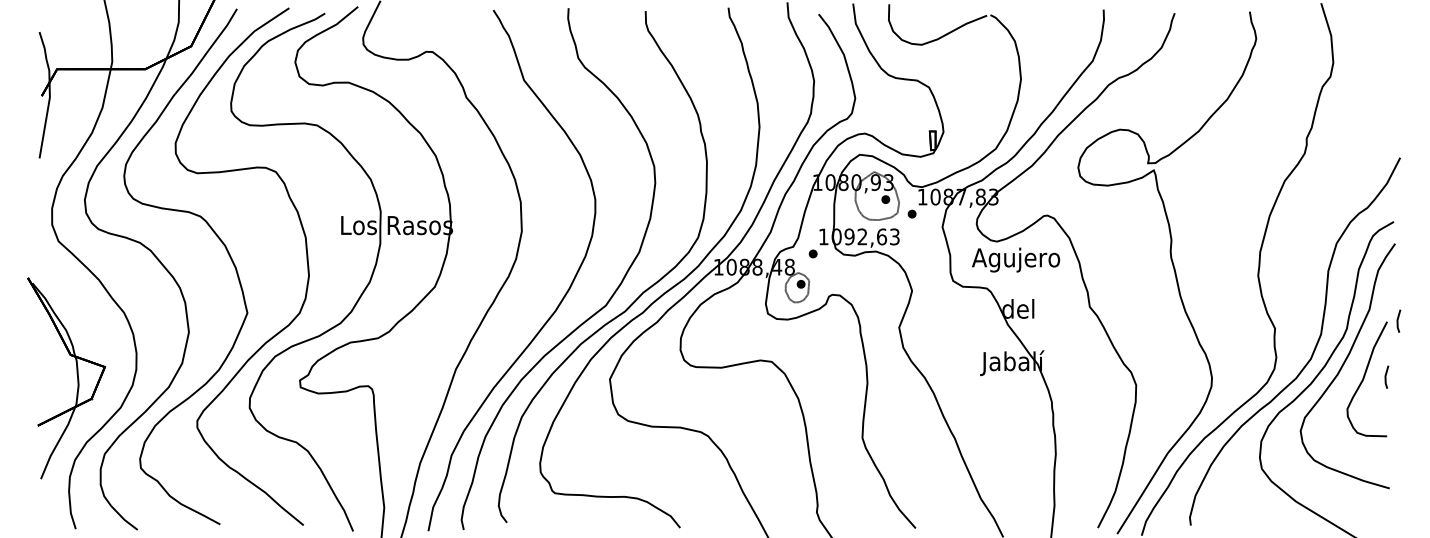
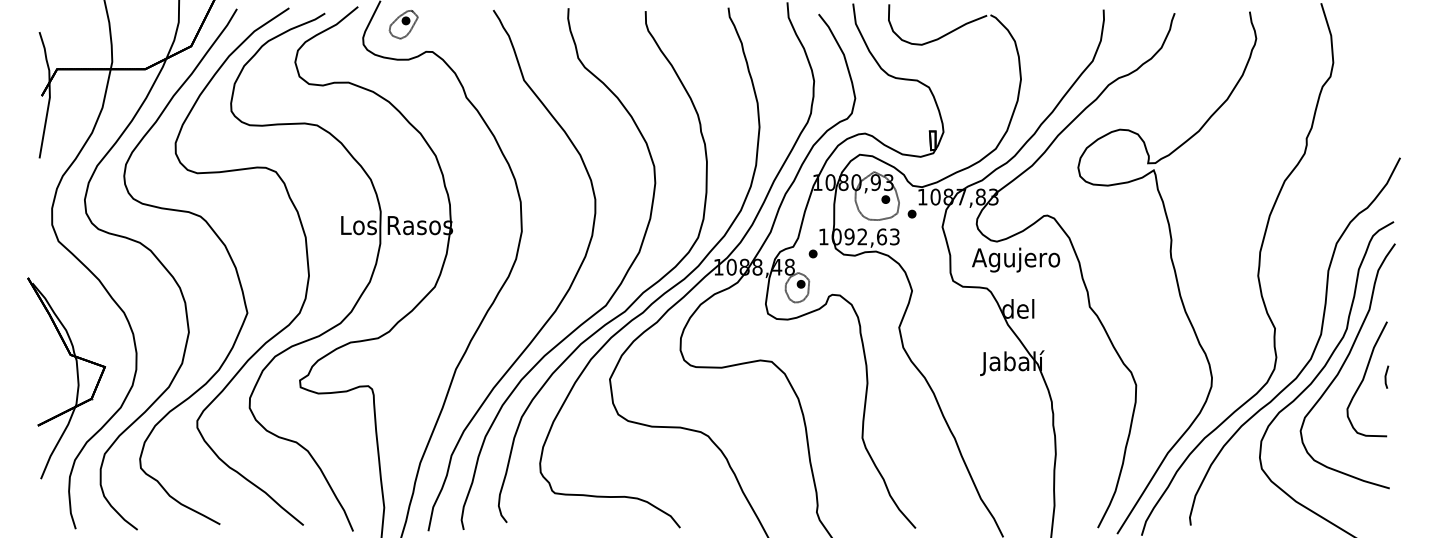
part: none -> present (403, 24)
line: present -> none (1398, 320)
